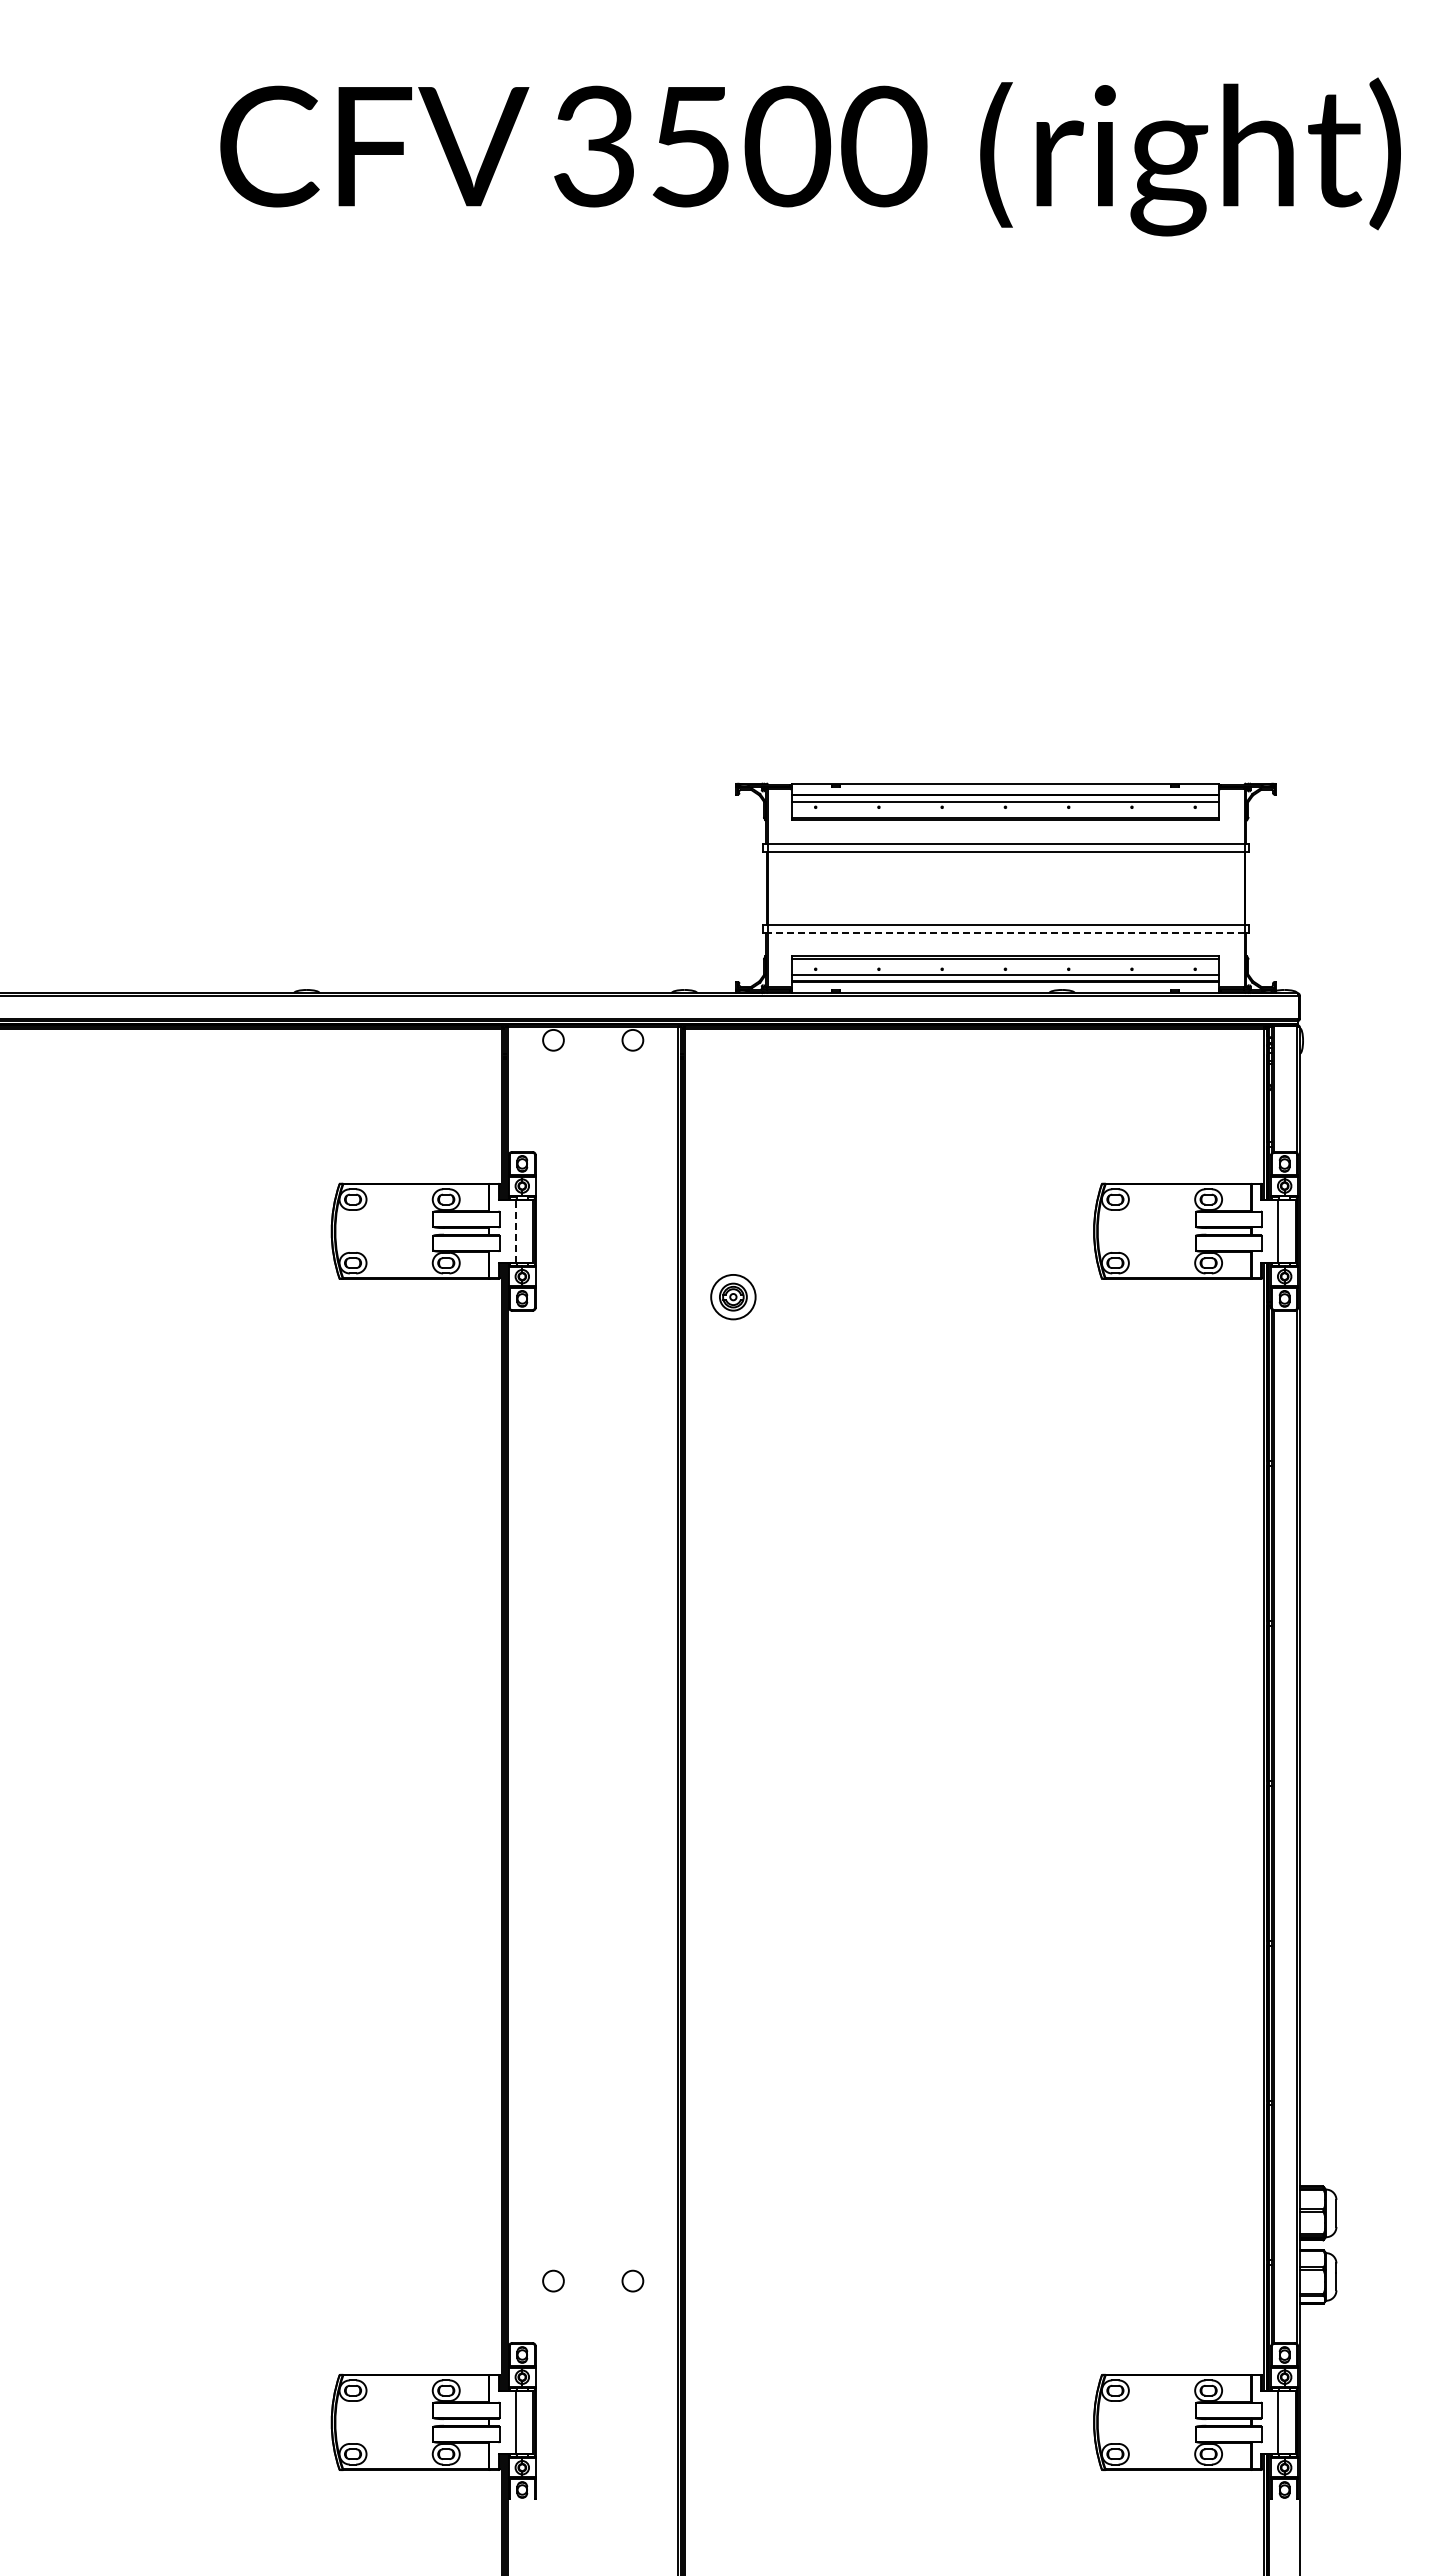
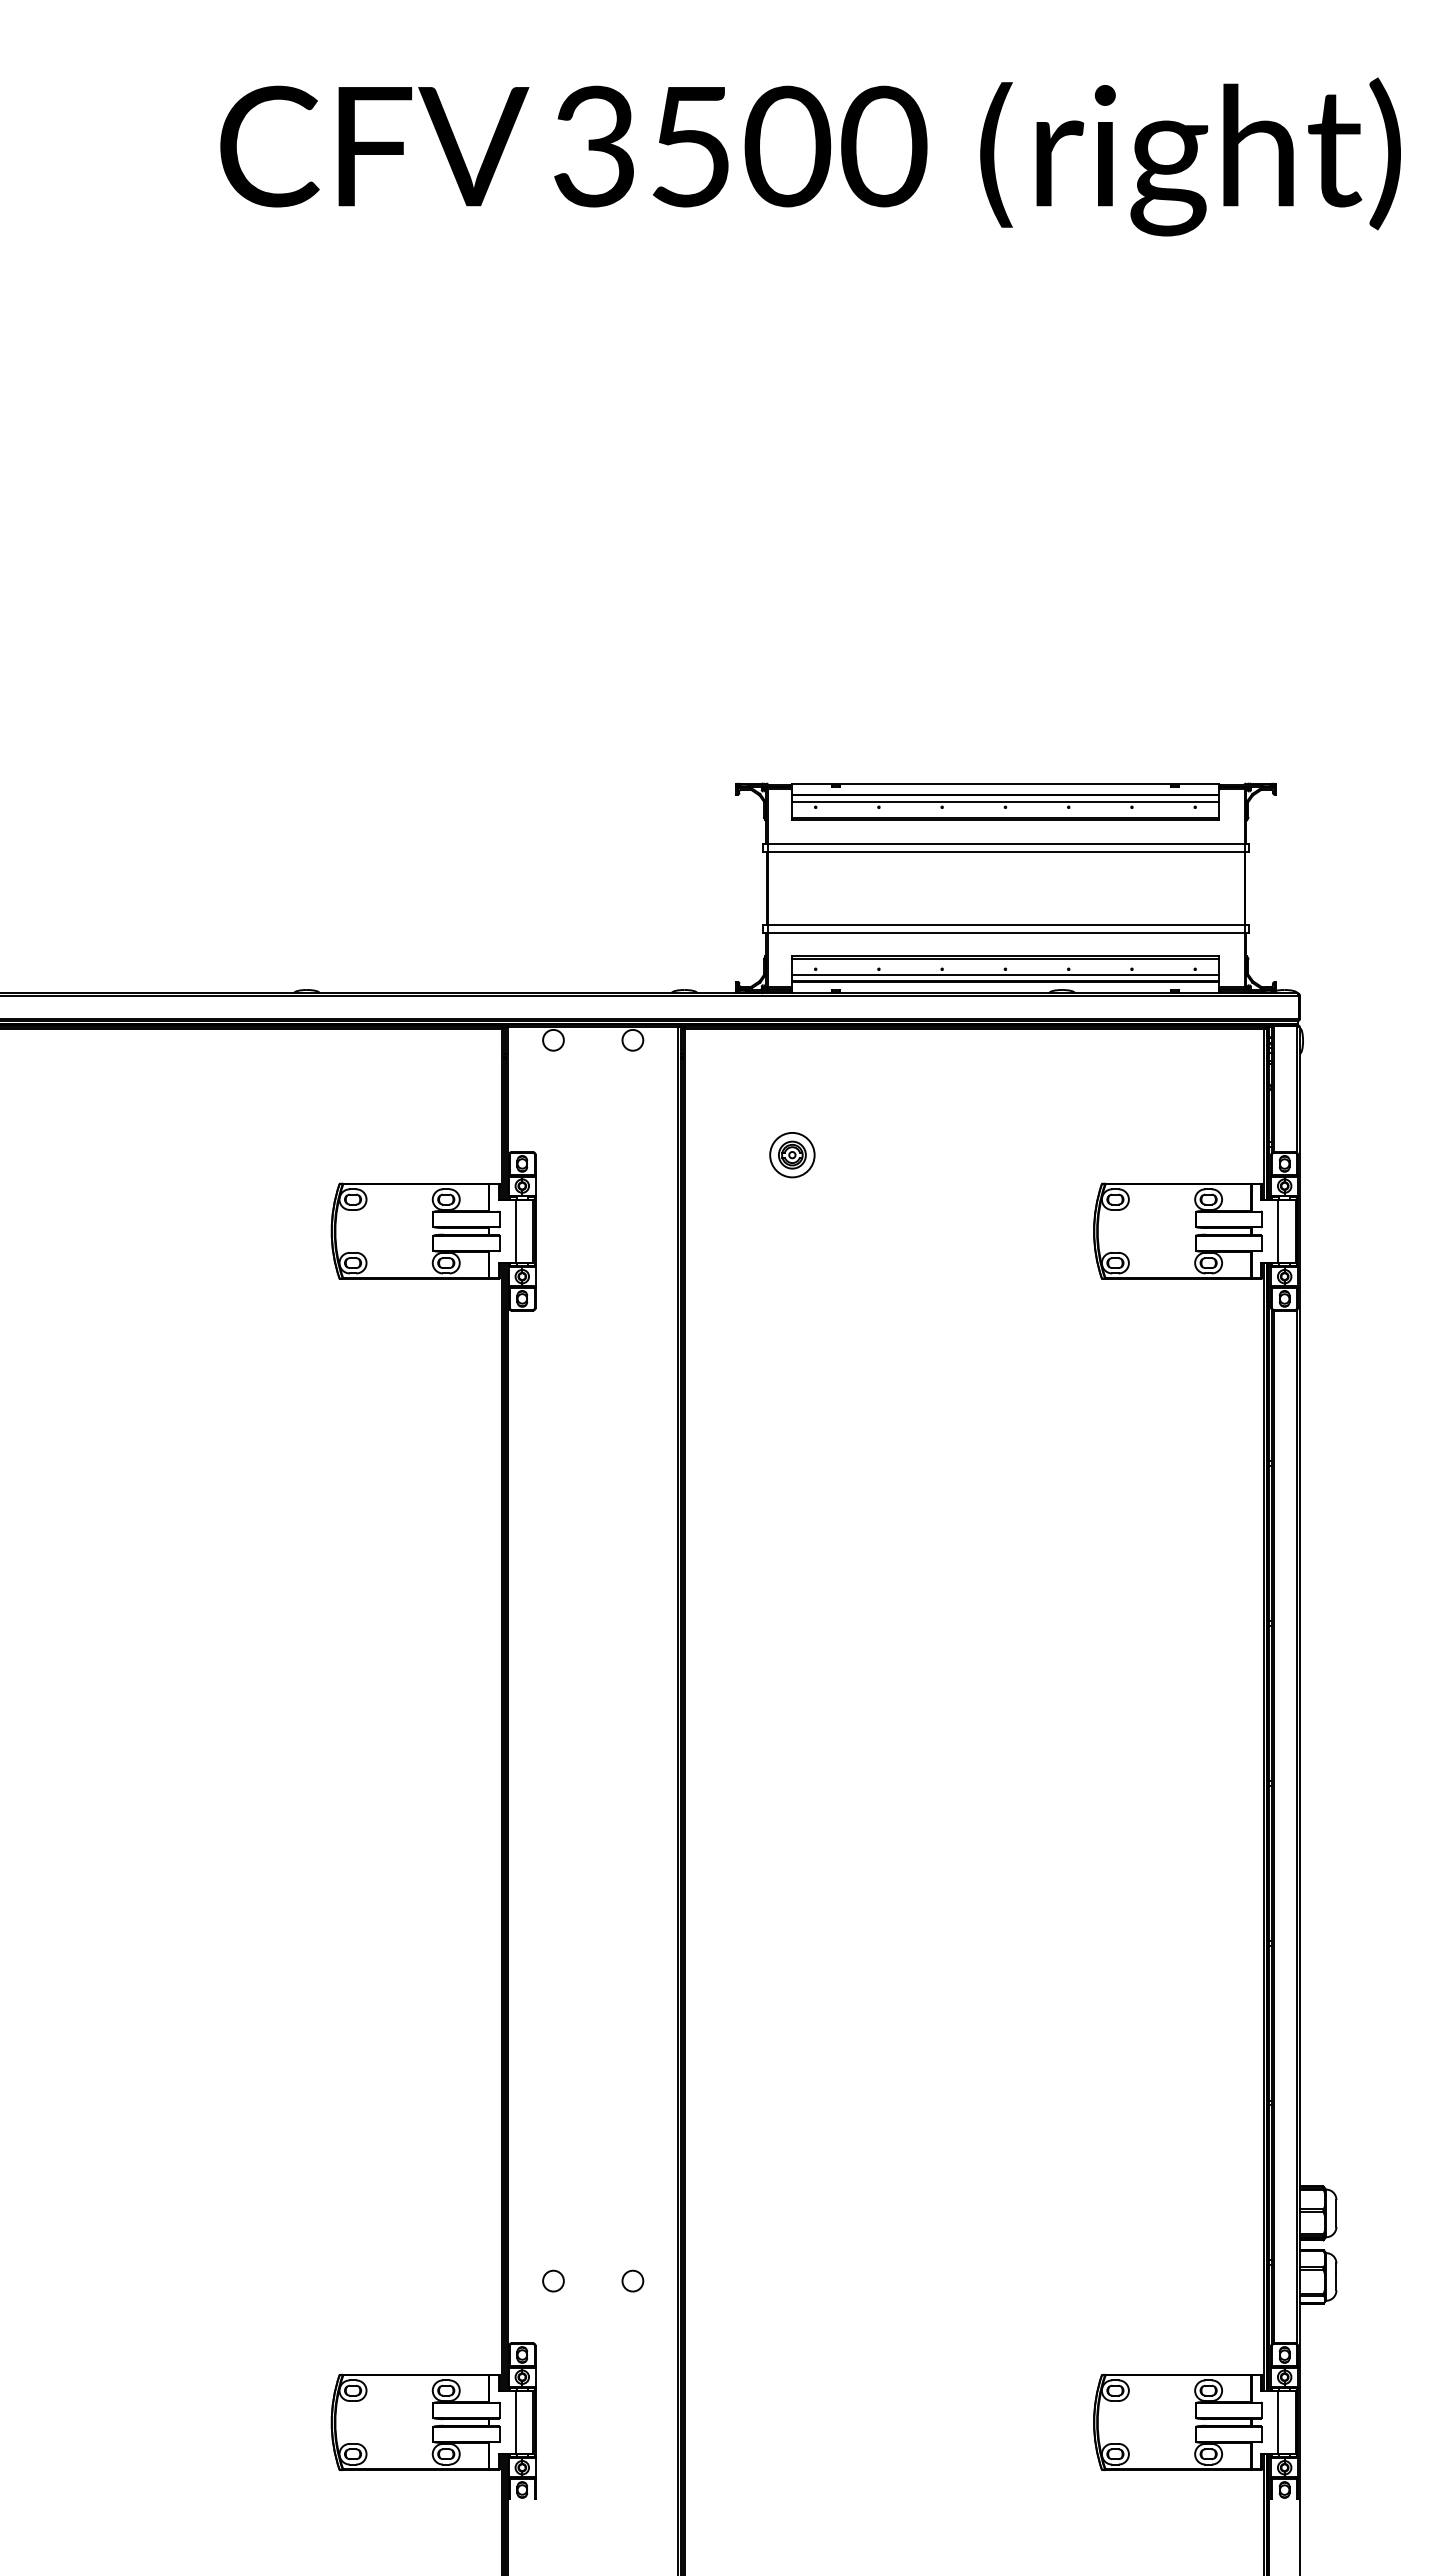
line: dashed -> solid (1005, 932)
line: dashed -> solid (515, 1230)
part position: (733, 1297) -> (792, 1155) (792, 1155)
